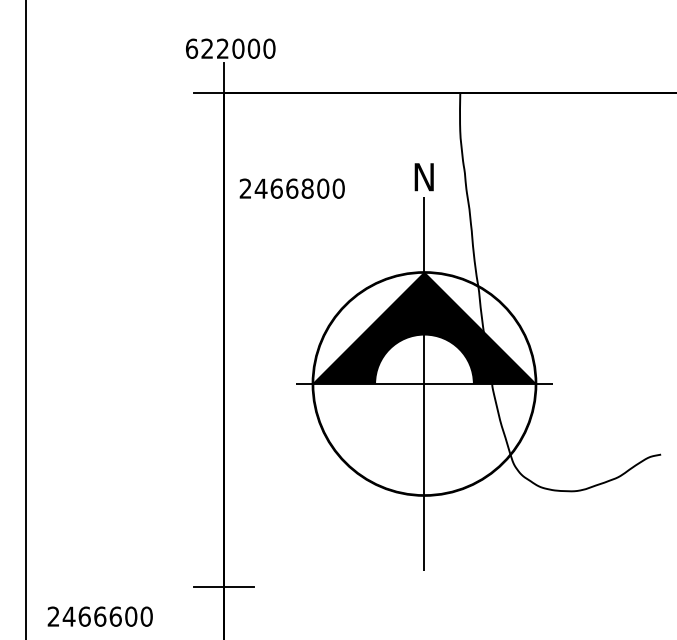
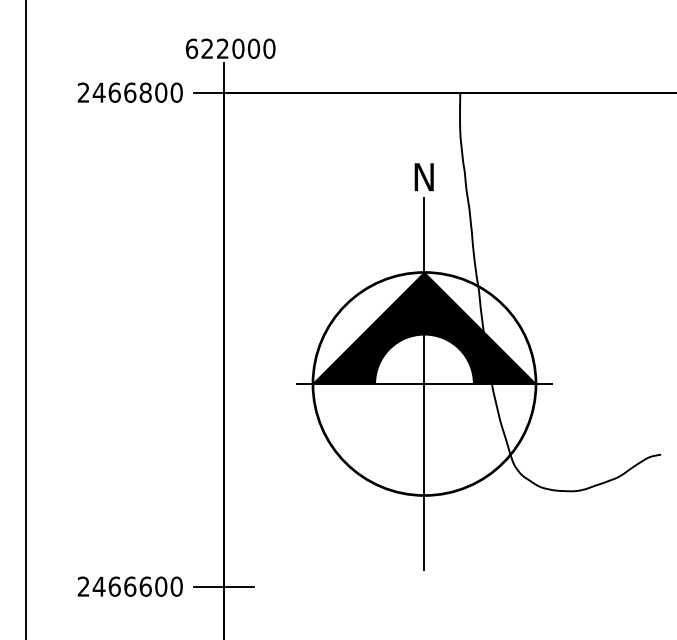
text position: (291, 188) -> (129, 92) (129, 92)
text position: (99, 616) -> (129, 586) (129, 586)
